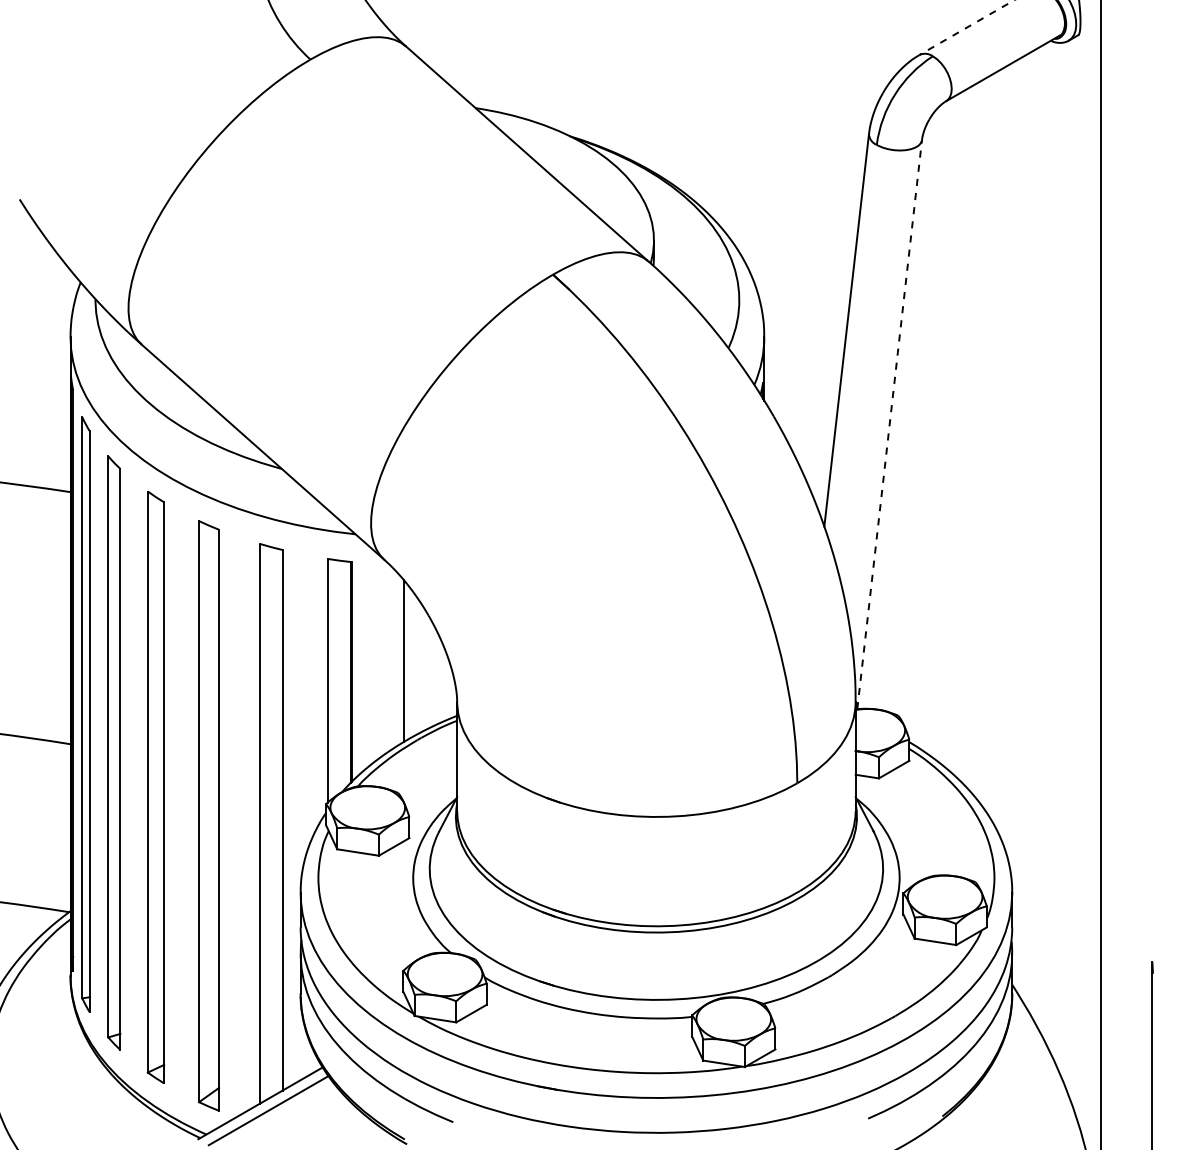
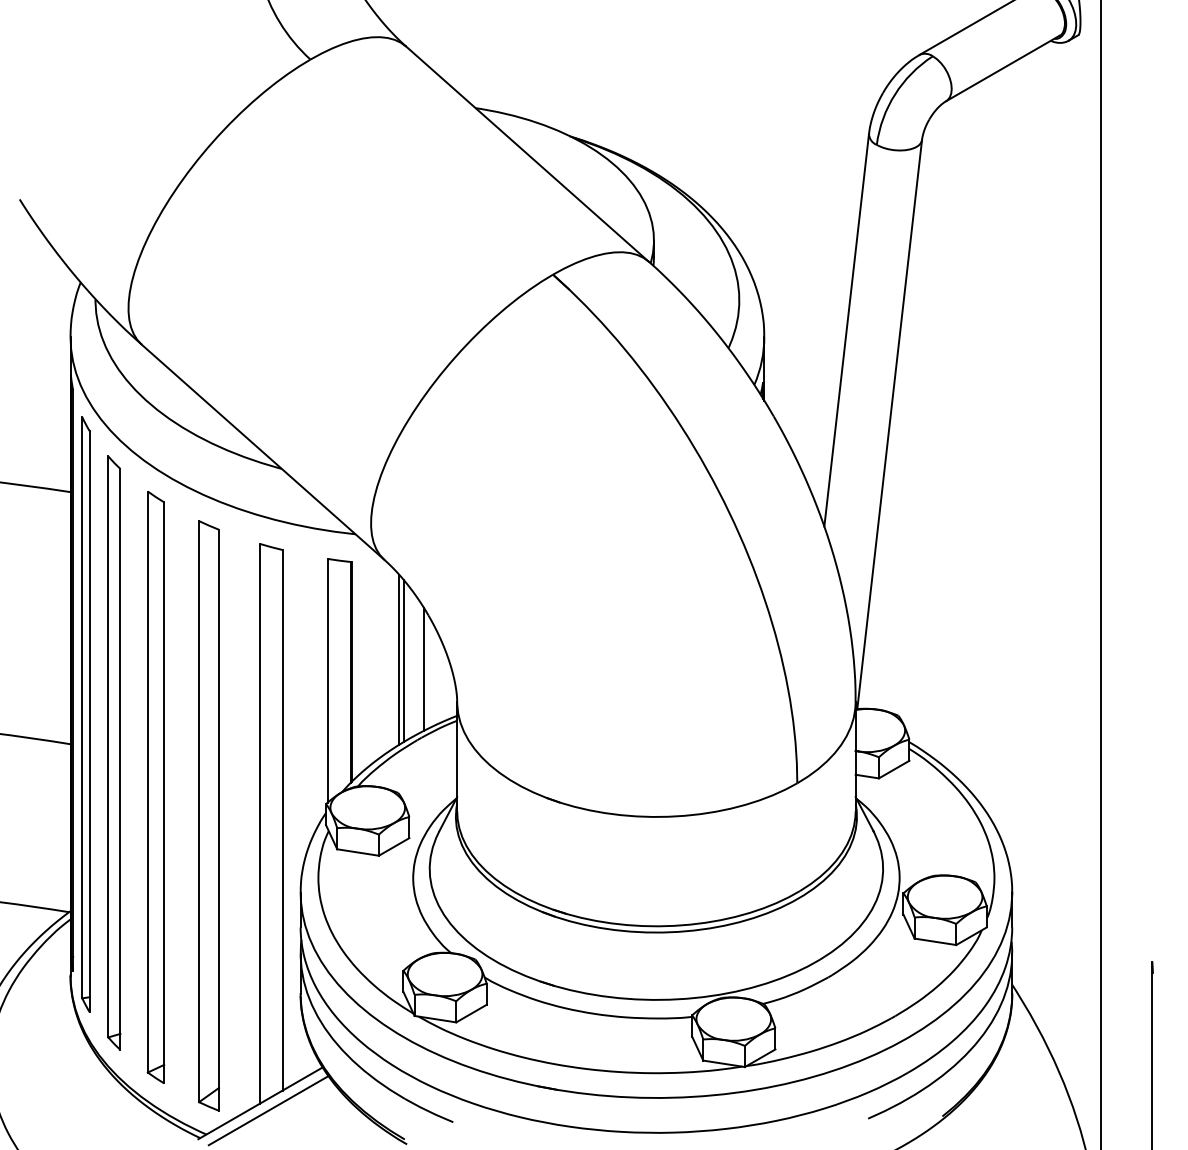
line: dashed -> solid (967, 27)
line: dashed -> solid (889, 424)
line: none -> present (399, 659)
line: none -> present (424, 669)
